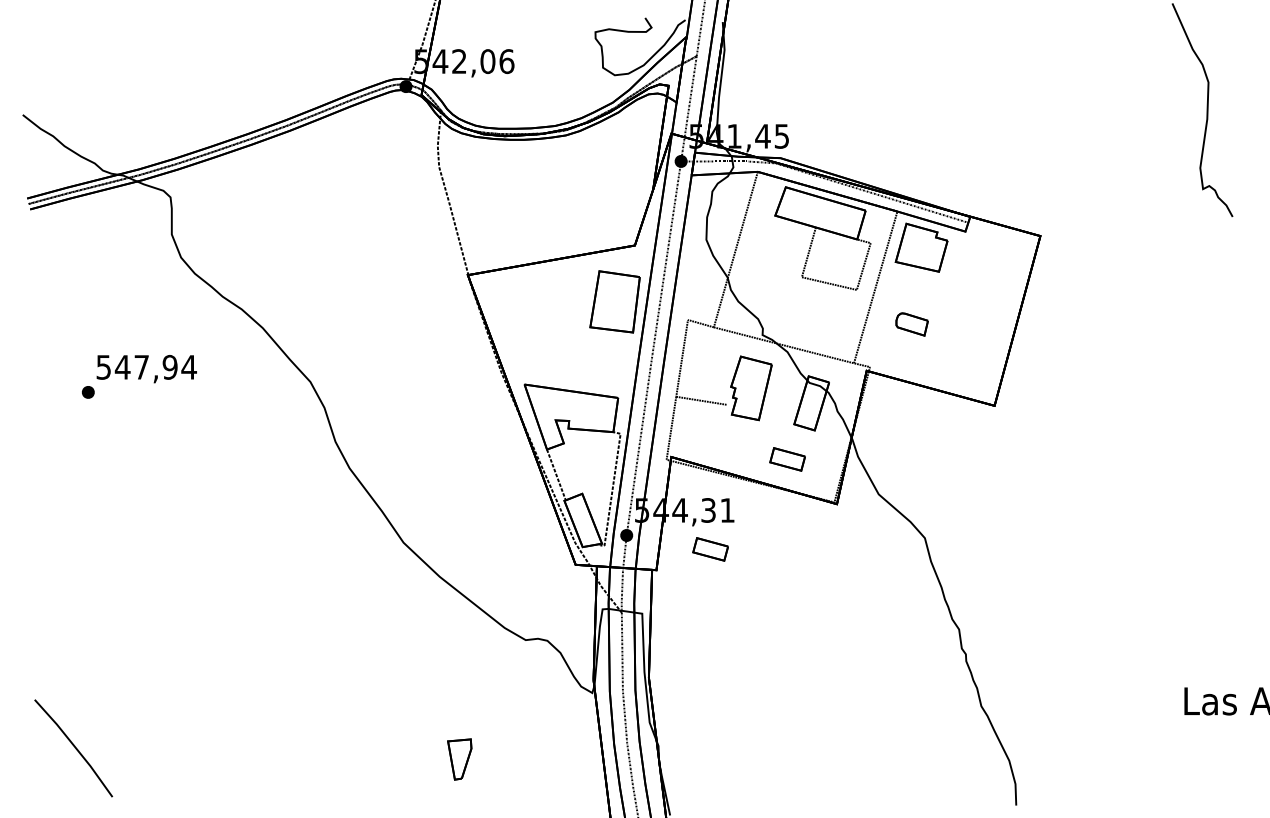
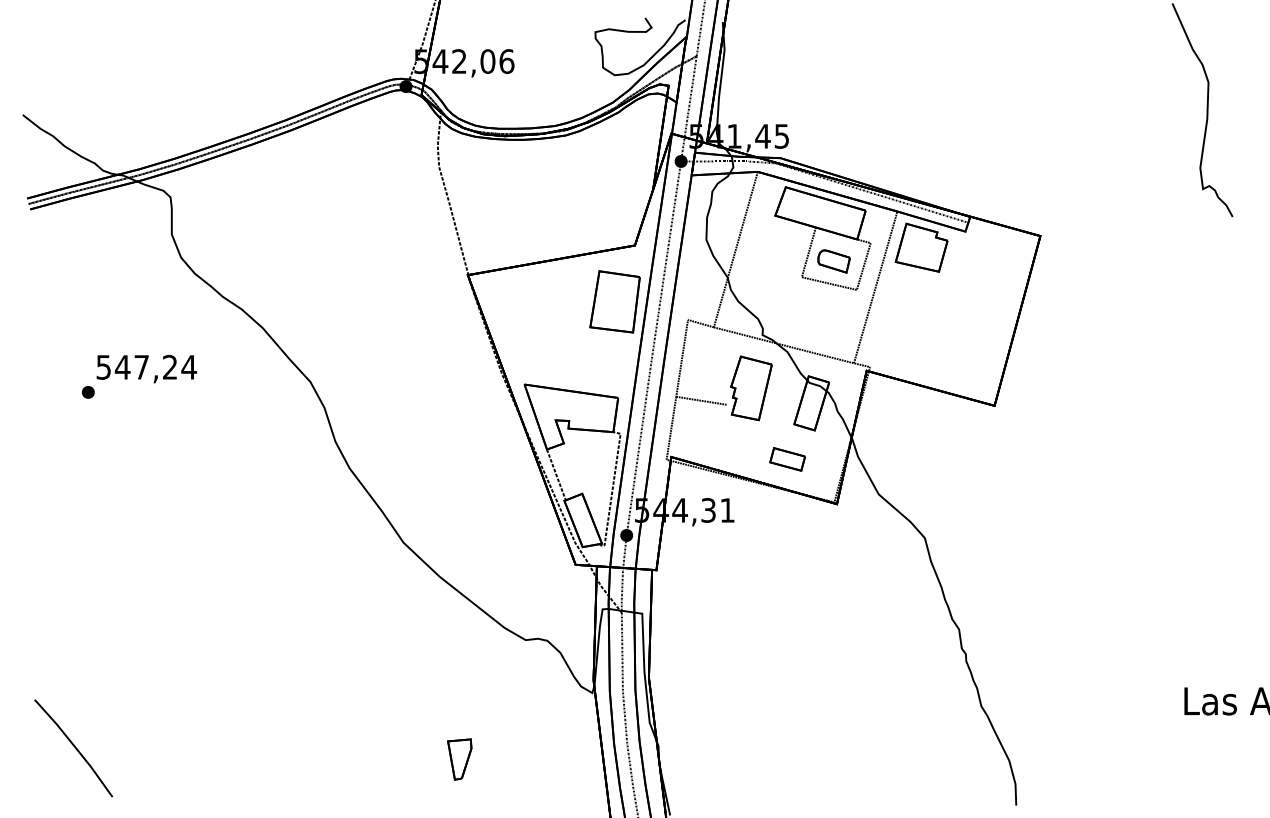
part position: (911, 324) -> (833, 261) (833, 261)
text: 547,94 -> 547,24 (169, 367)
part: present -> none (710, 549)
